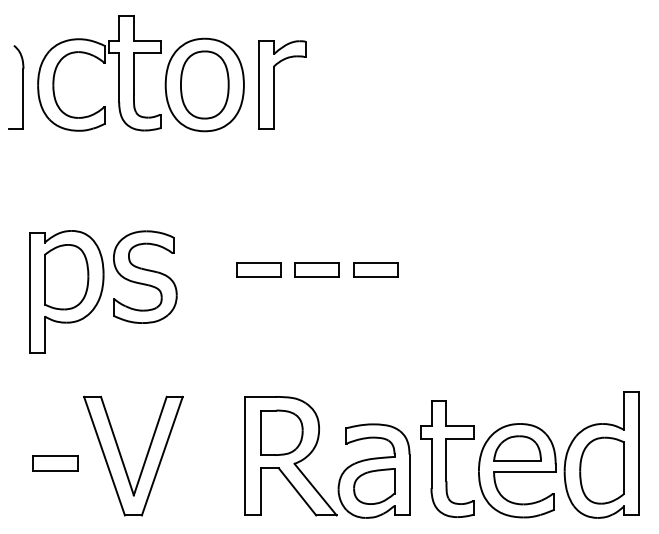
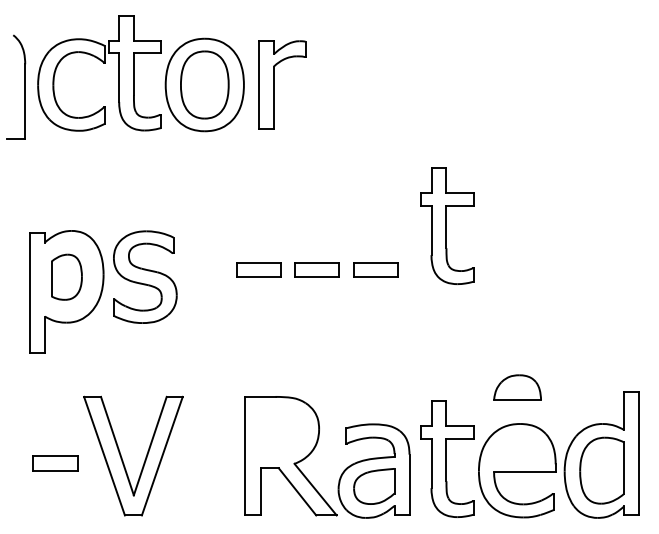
part size: 17x85 px -> 21x106 px (16, 86)
part: none -> present (447, 225)
part size: 46x67 px -> 32x48 px (66, 276)
part: present -> none (281, 432)
part position: (517, 448) -> (517, 387) (517, 387)
